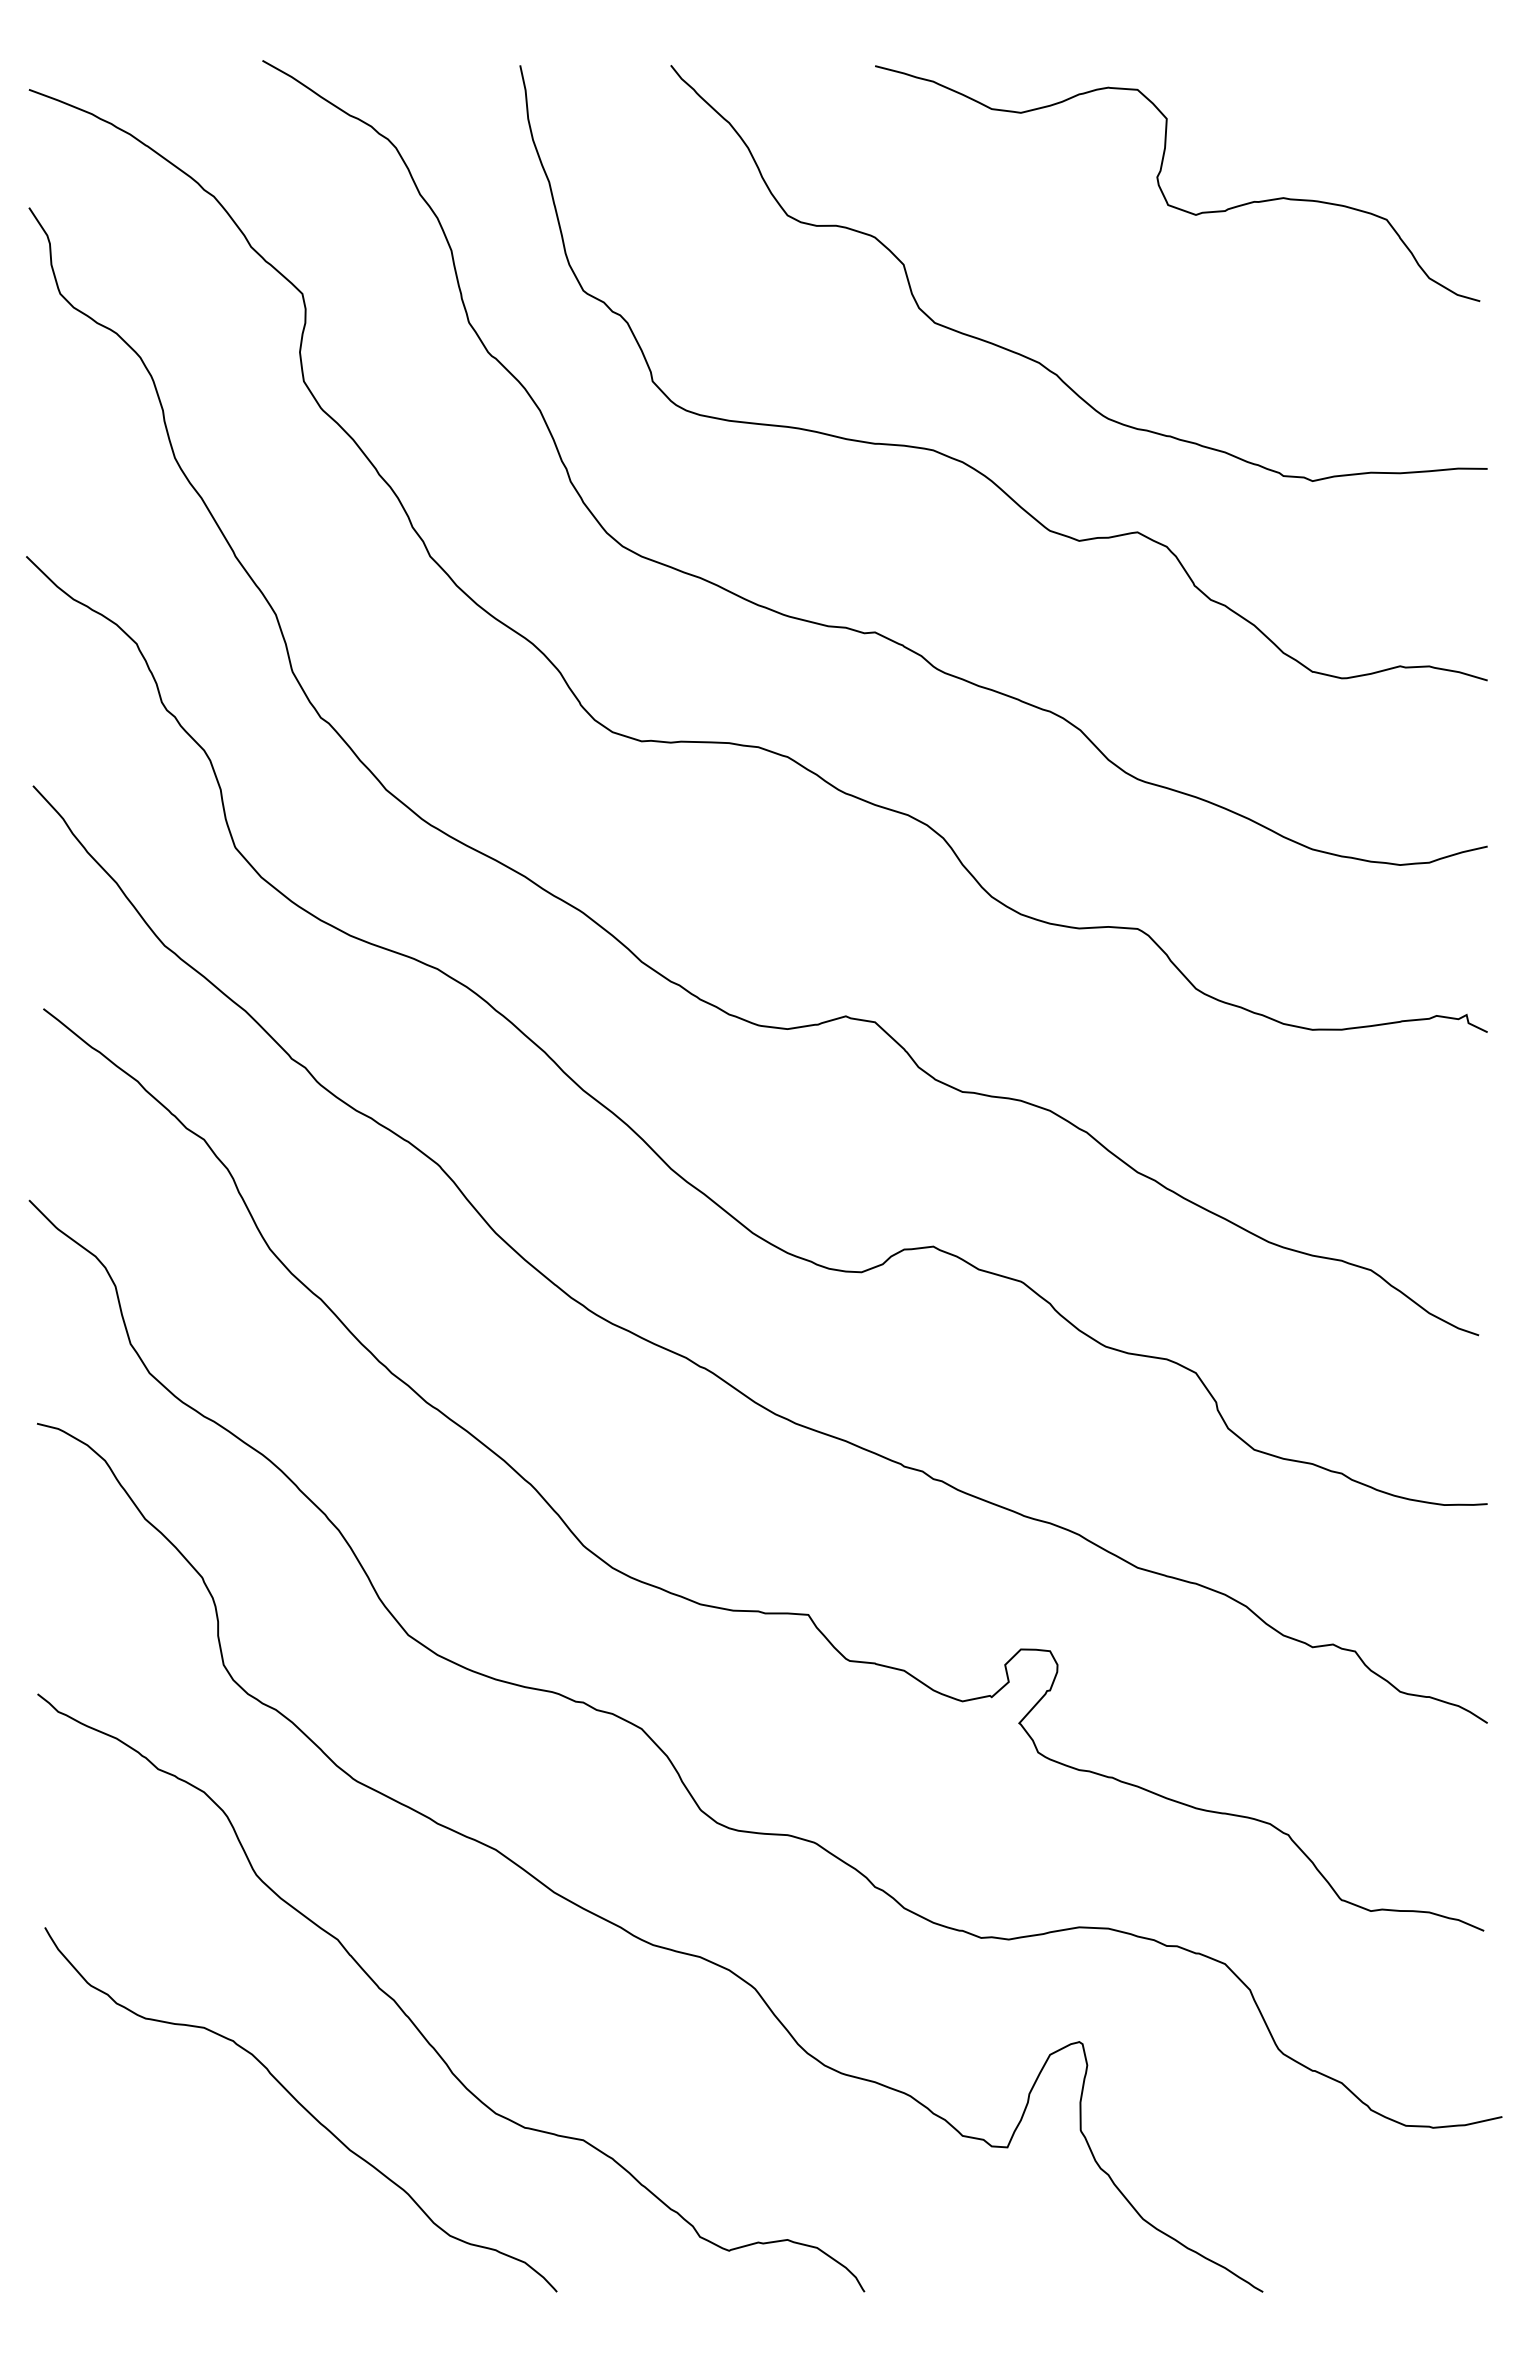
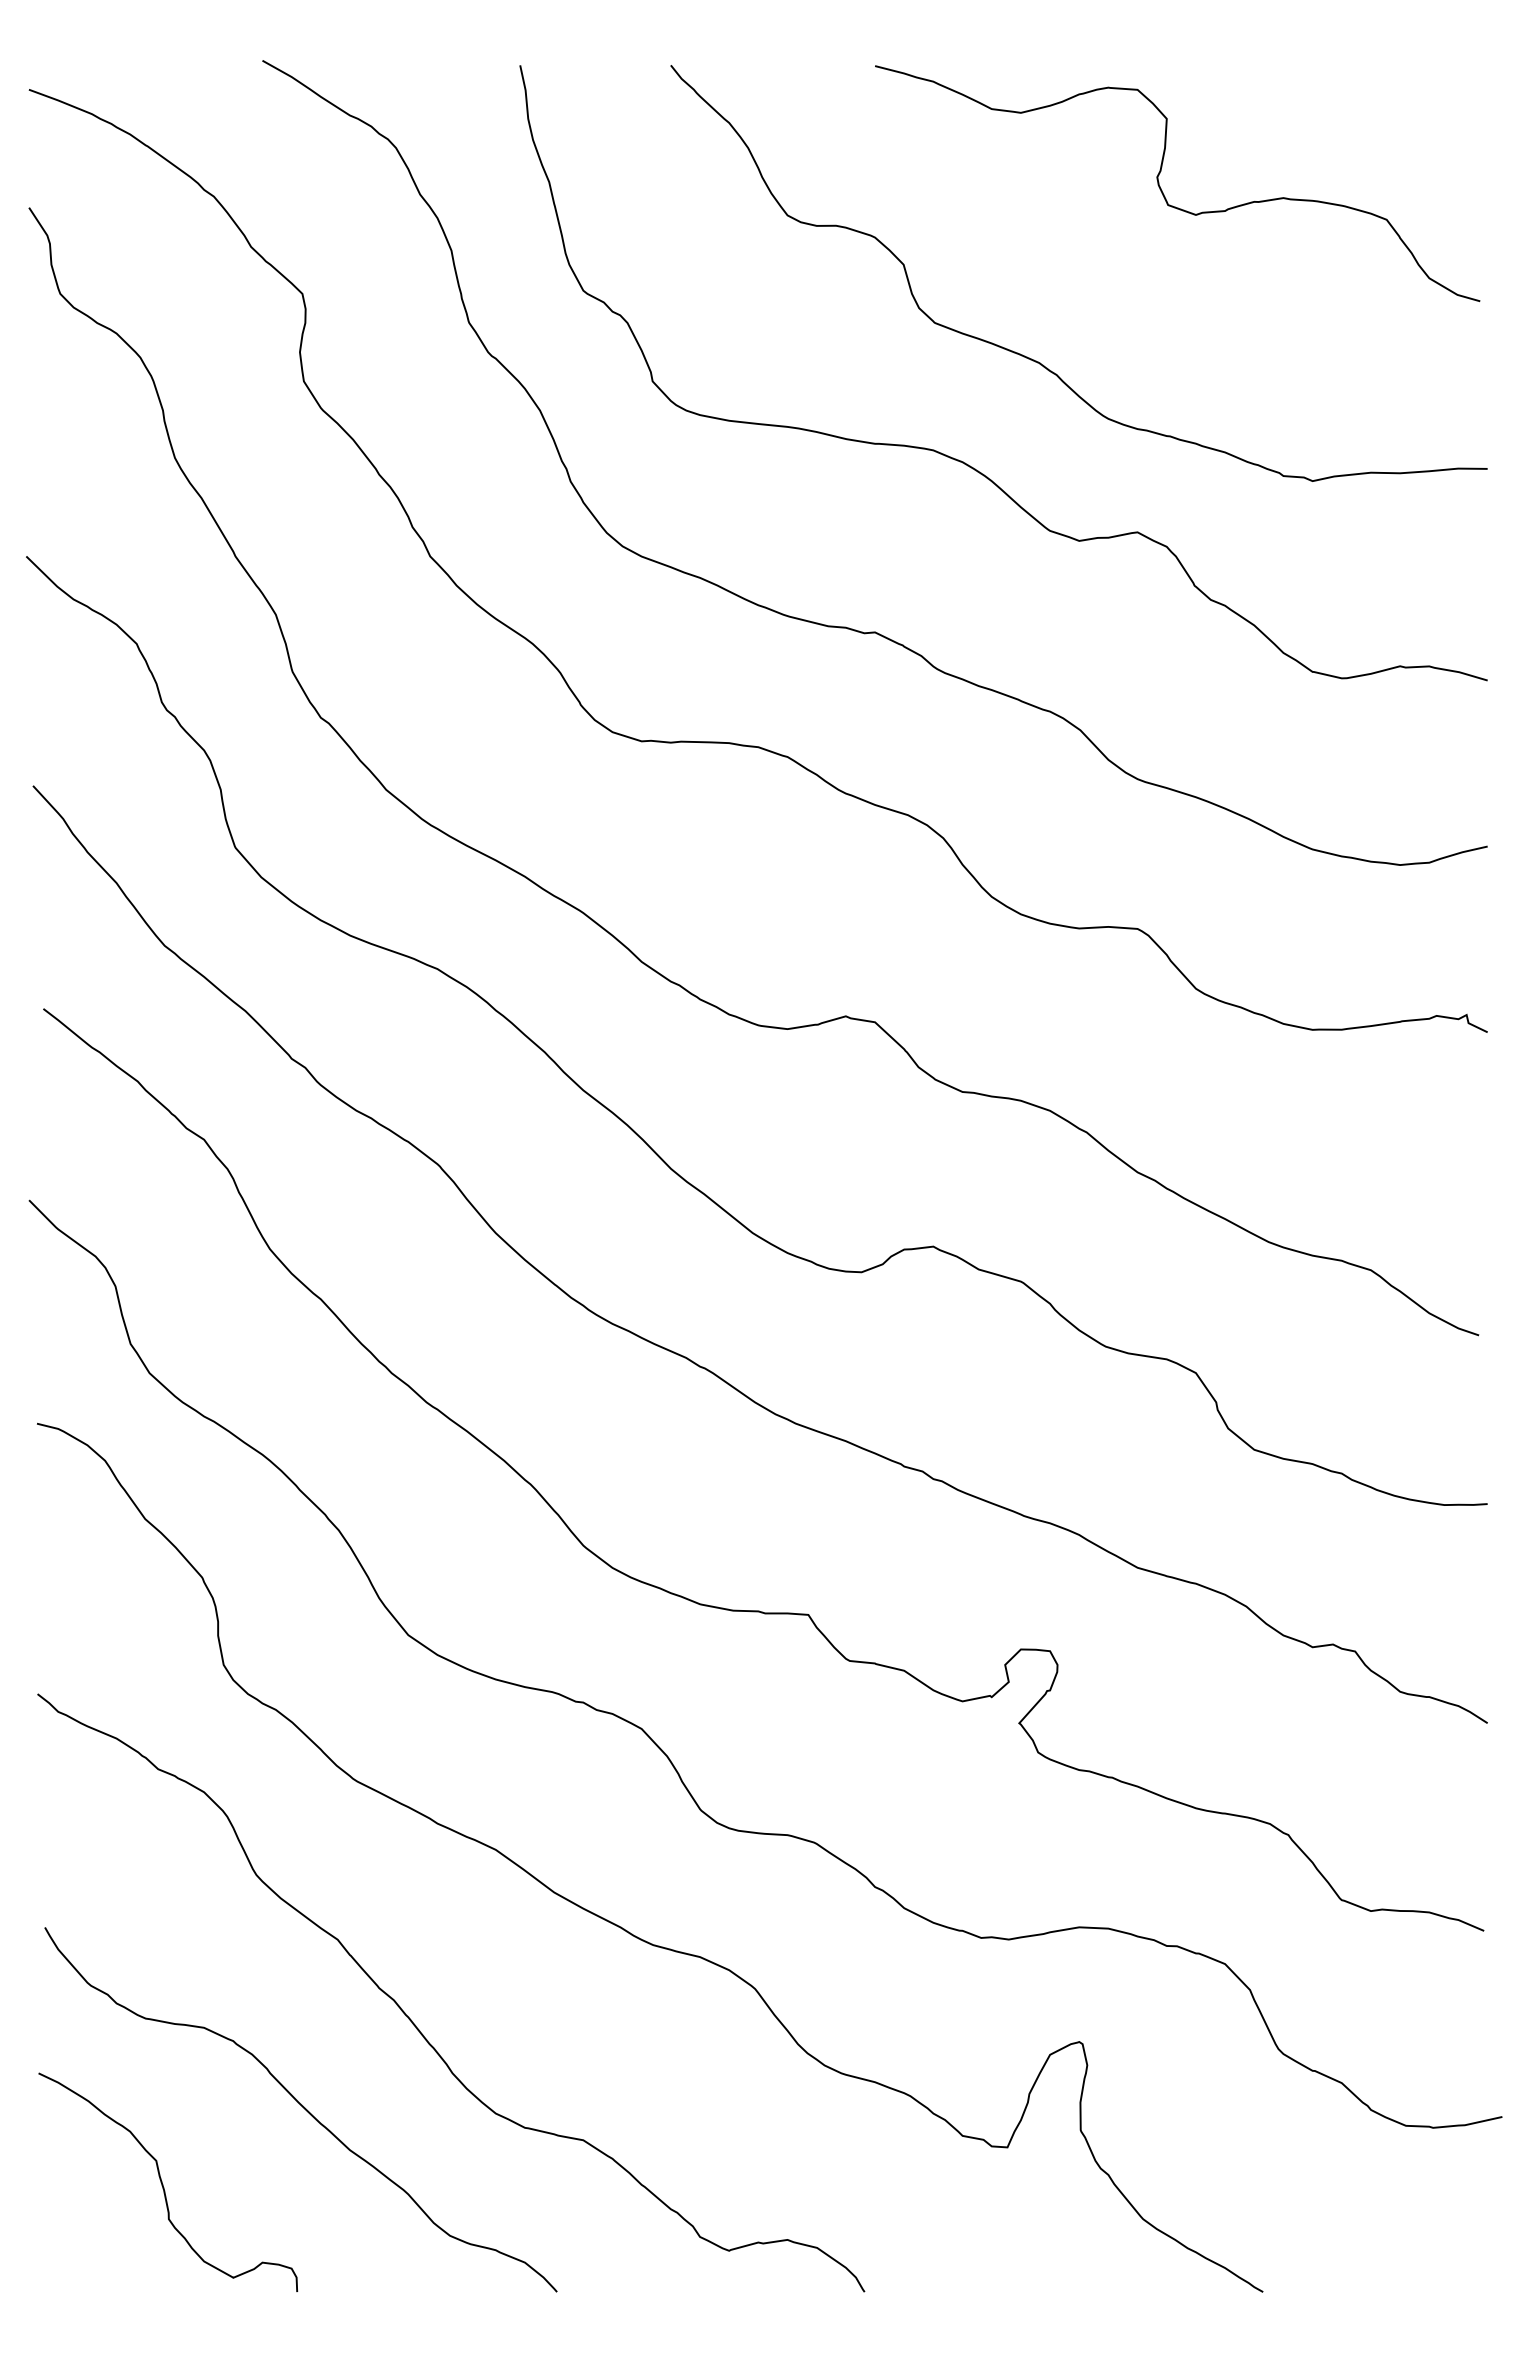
curve: none -> present (163, 2184)
